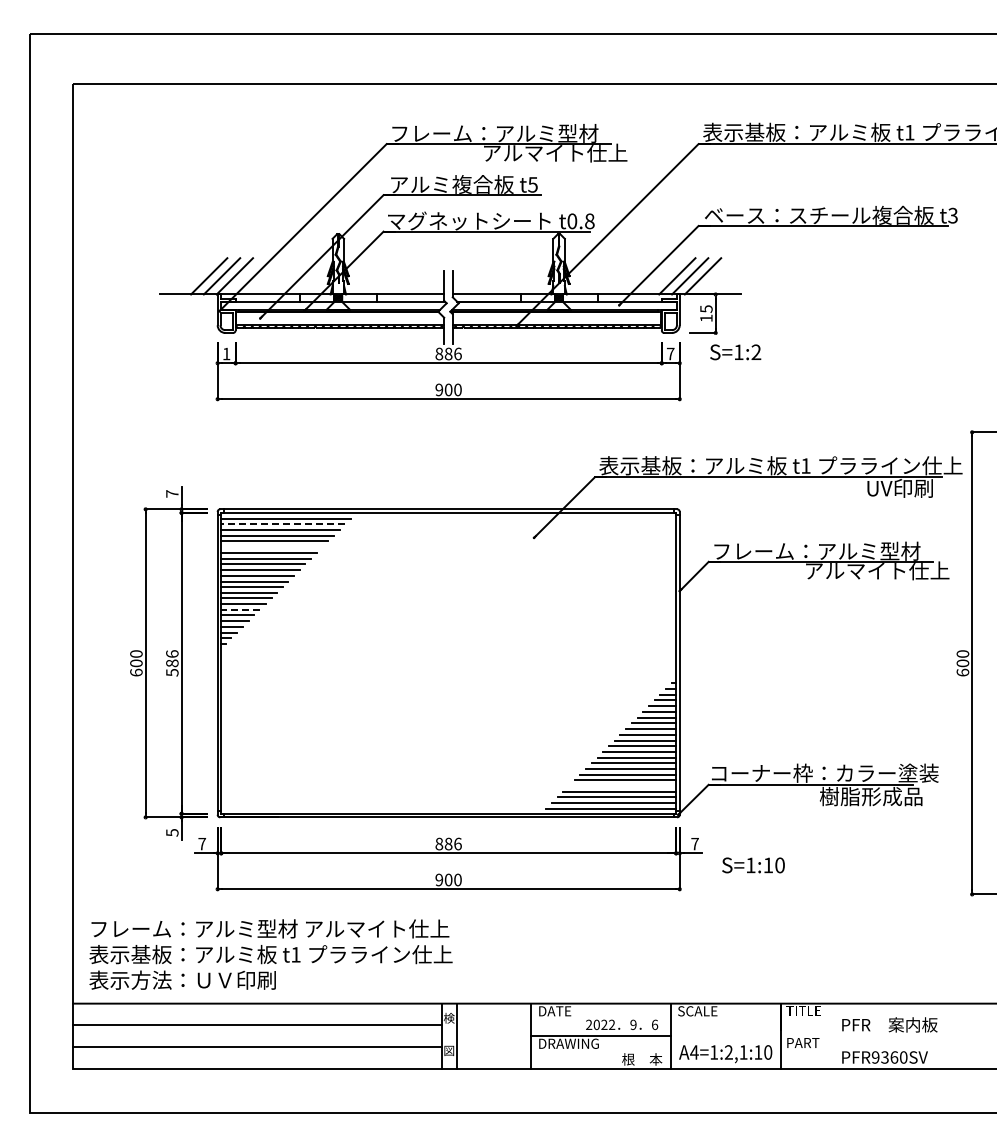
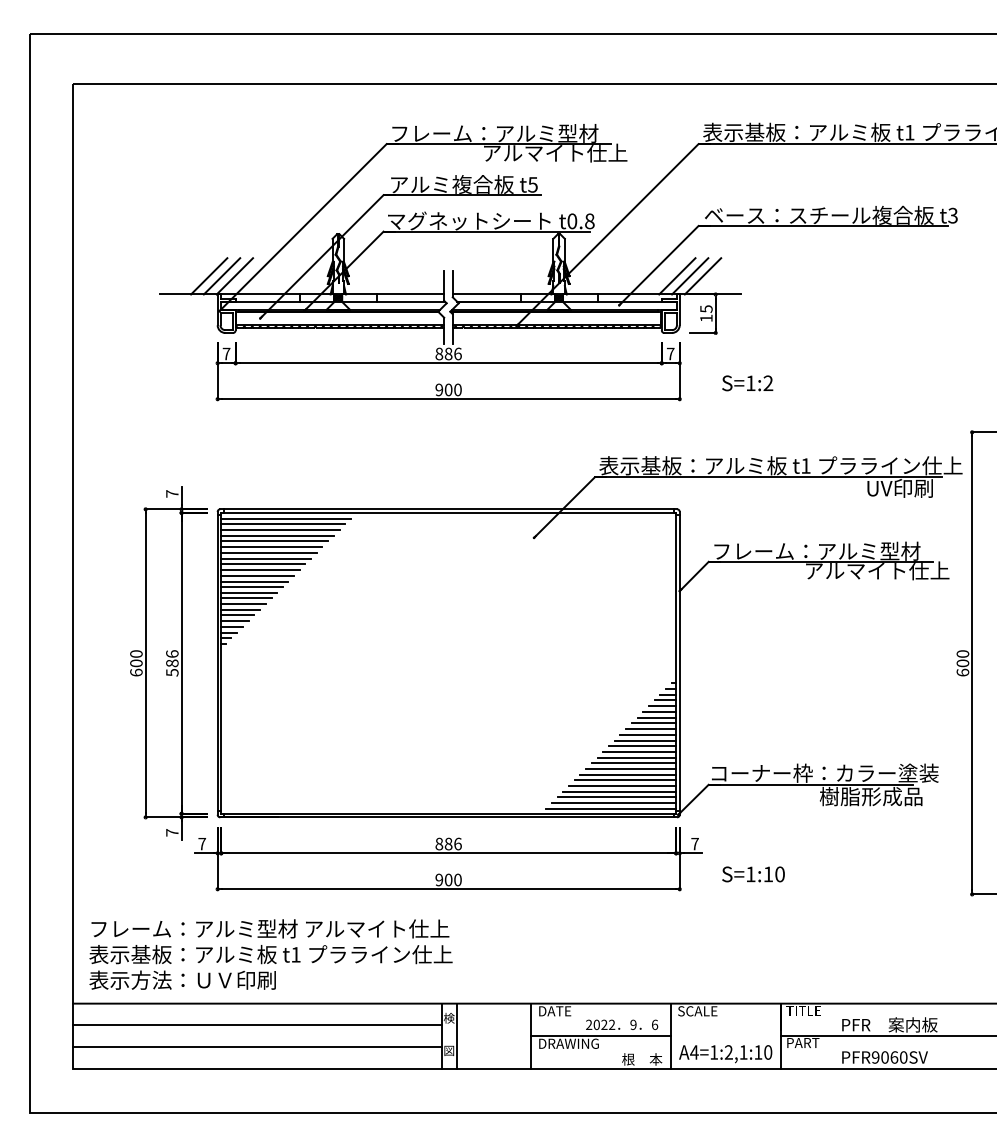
text position: (735, 352) -> (747, 383) (747, 383)
text: 1 -> 7 (226, 353)
line: dashed -> solid (282, 524)
line: none -> present (271, 547)
line: dashed -> solid (240, 609)
line: none -> present (622, 786)
text: 5 -> 7 (172, 832)
text position: (753, 865) -> (753, 874) (753, 874)
line: none -> present (886, 1036)
text: PFR9360SV -> PFR9060SV (884, 1057)
